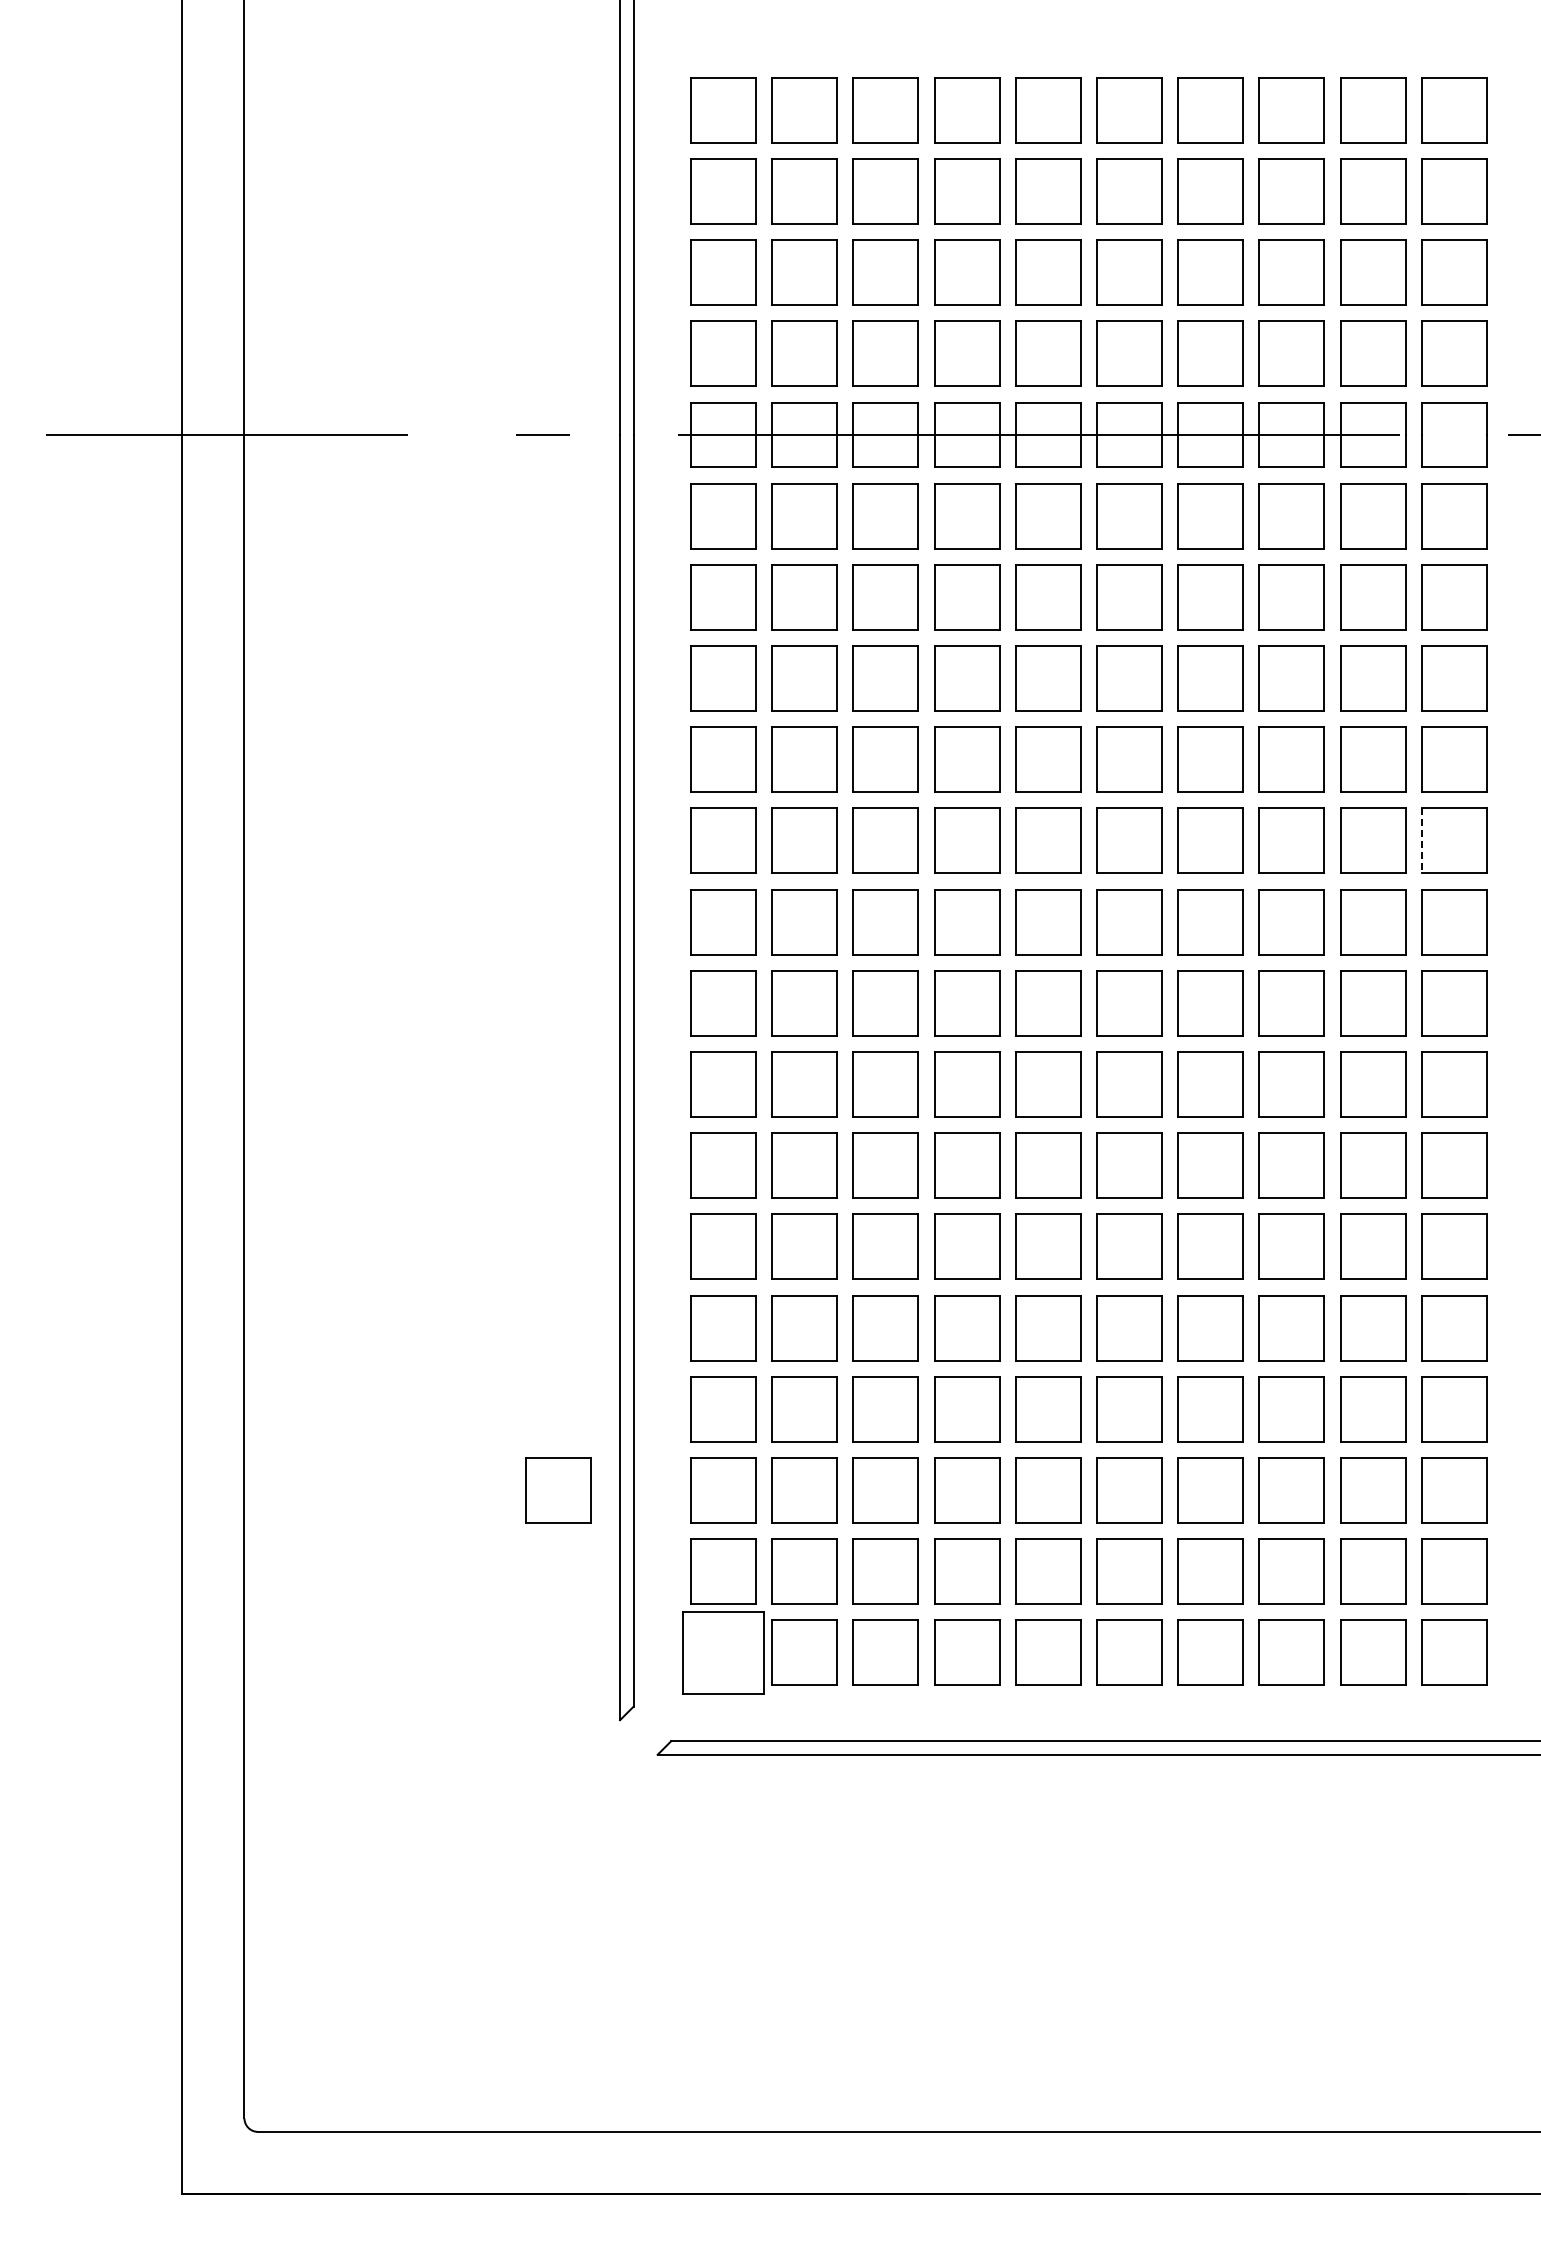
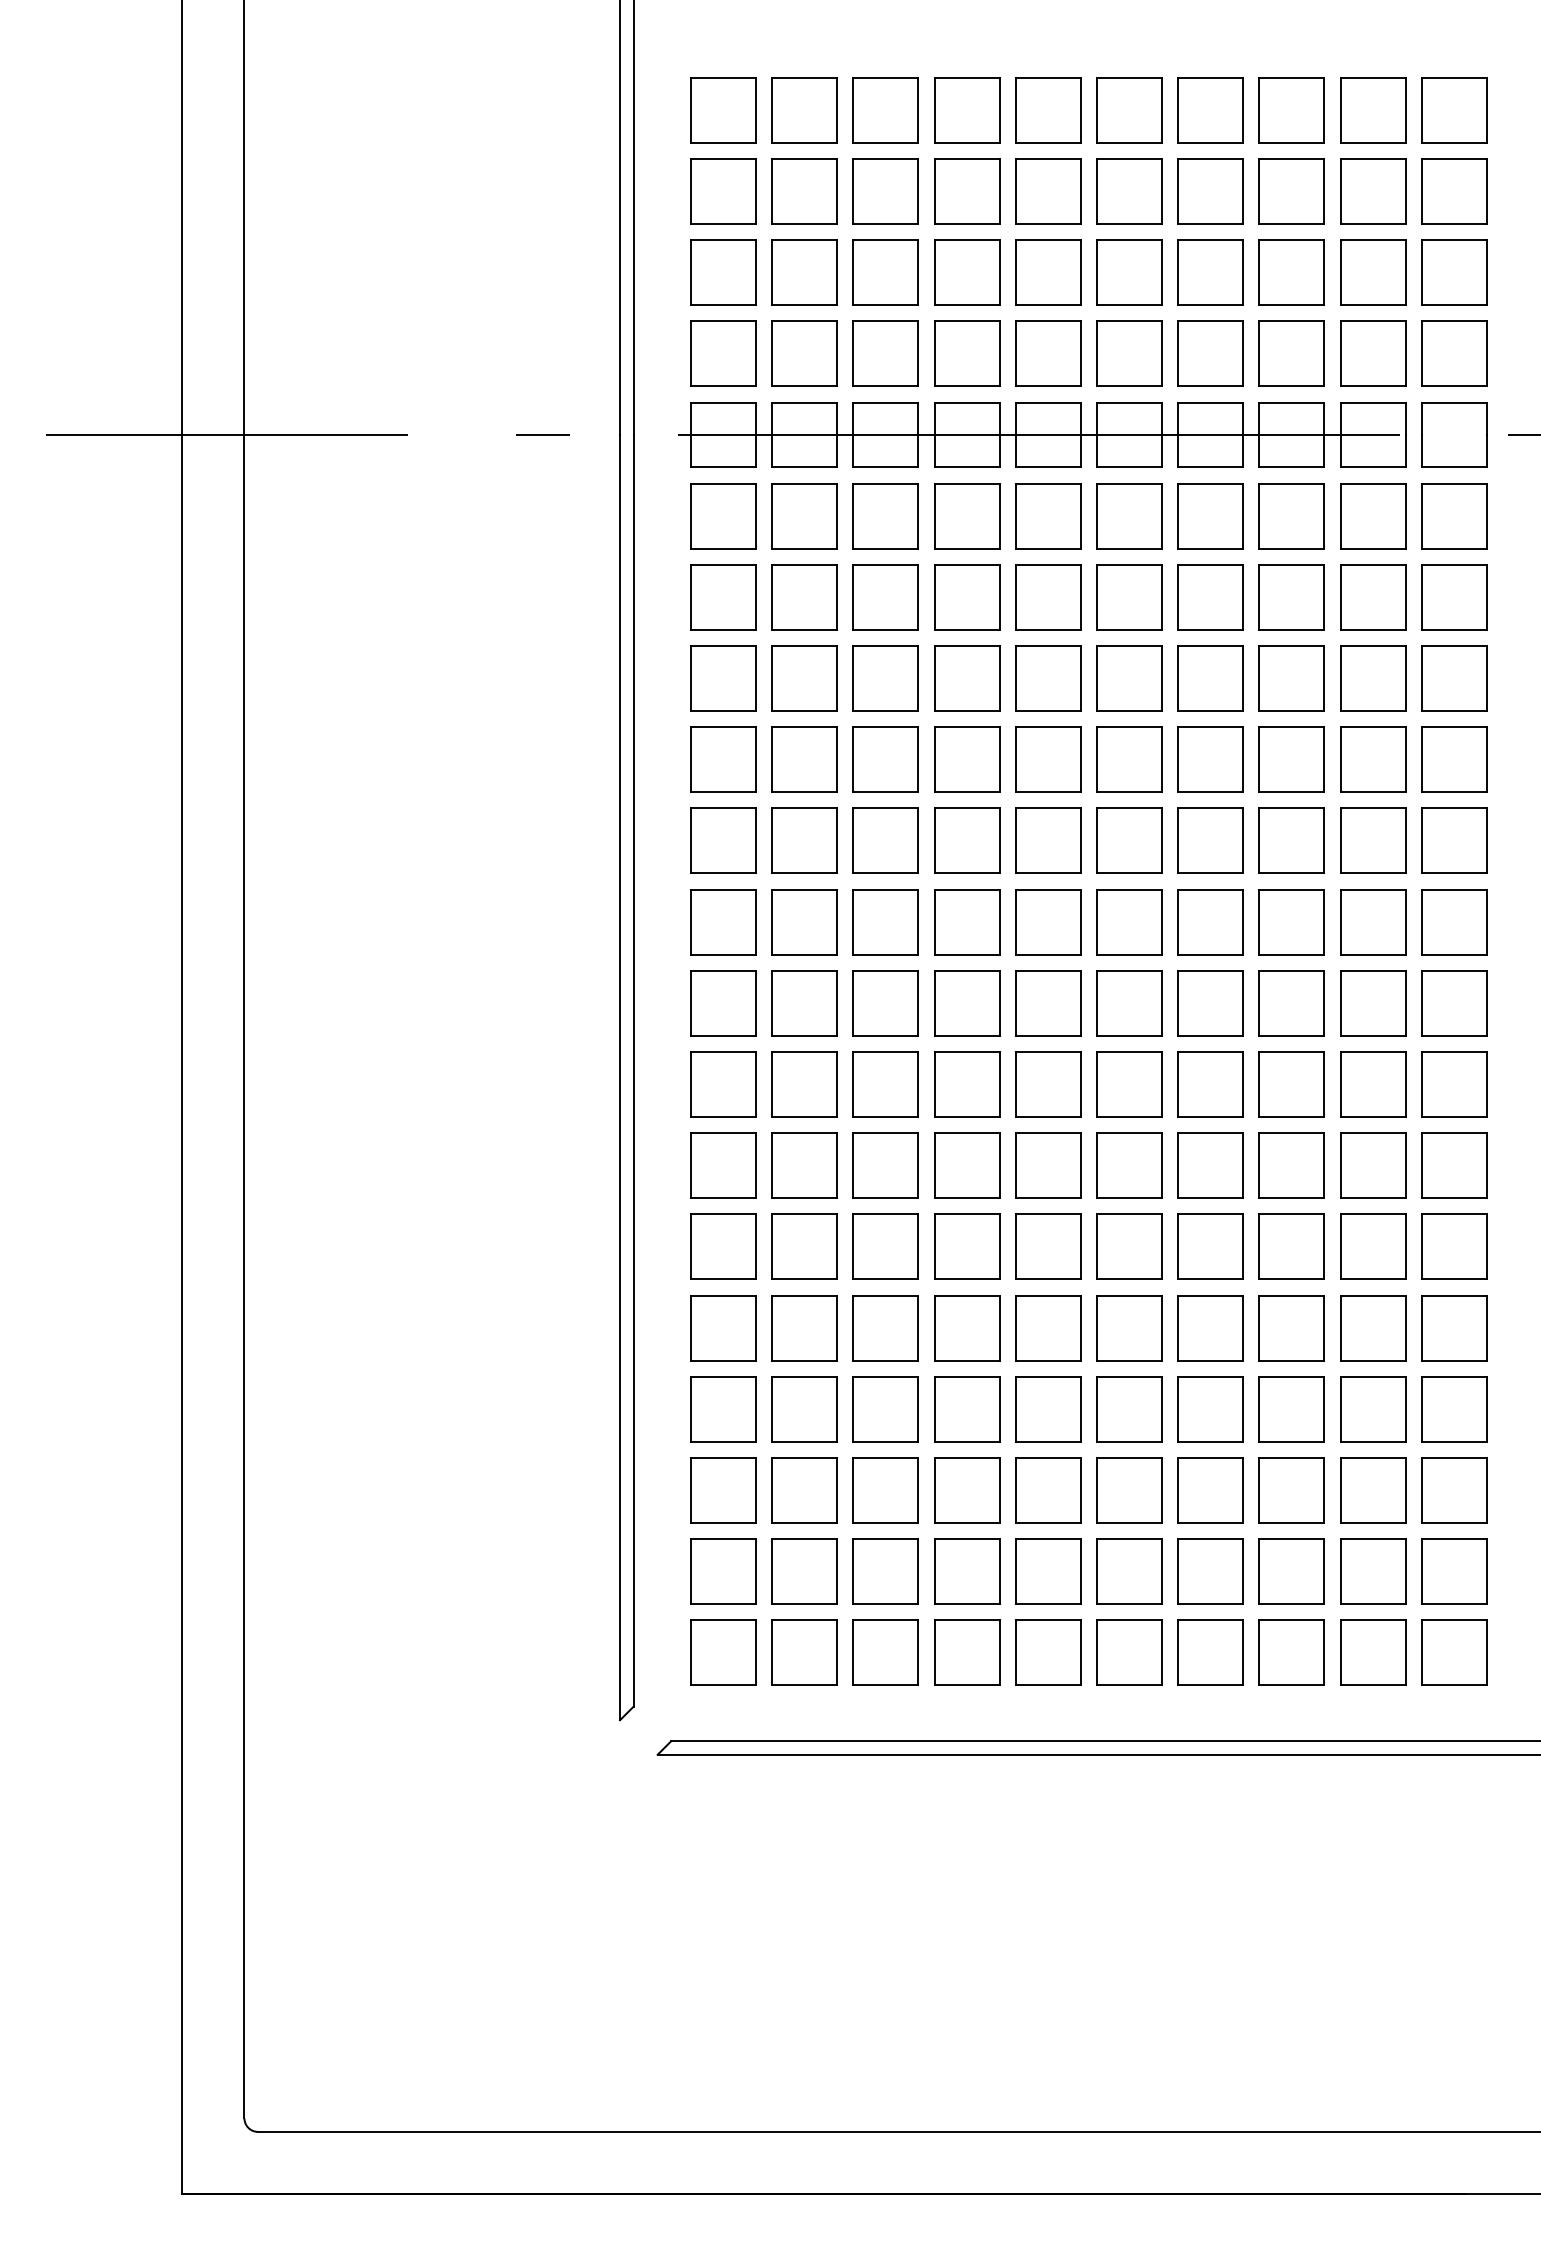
line: dashed -> solid (1421, 841)
part: present -> none (558, 1490)
part size: 83x84 px -> 67x67 px (723, 1652)
